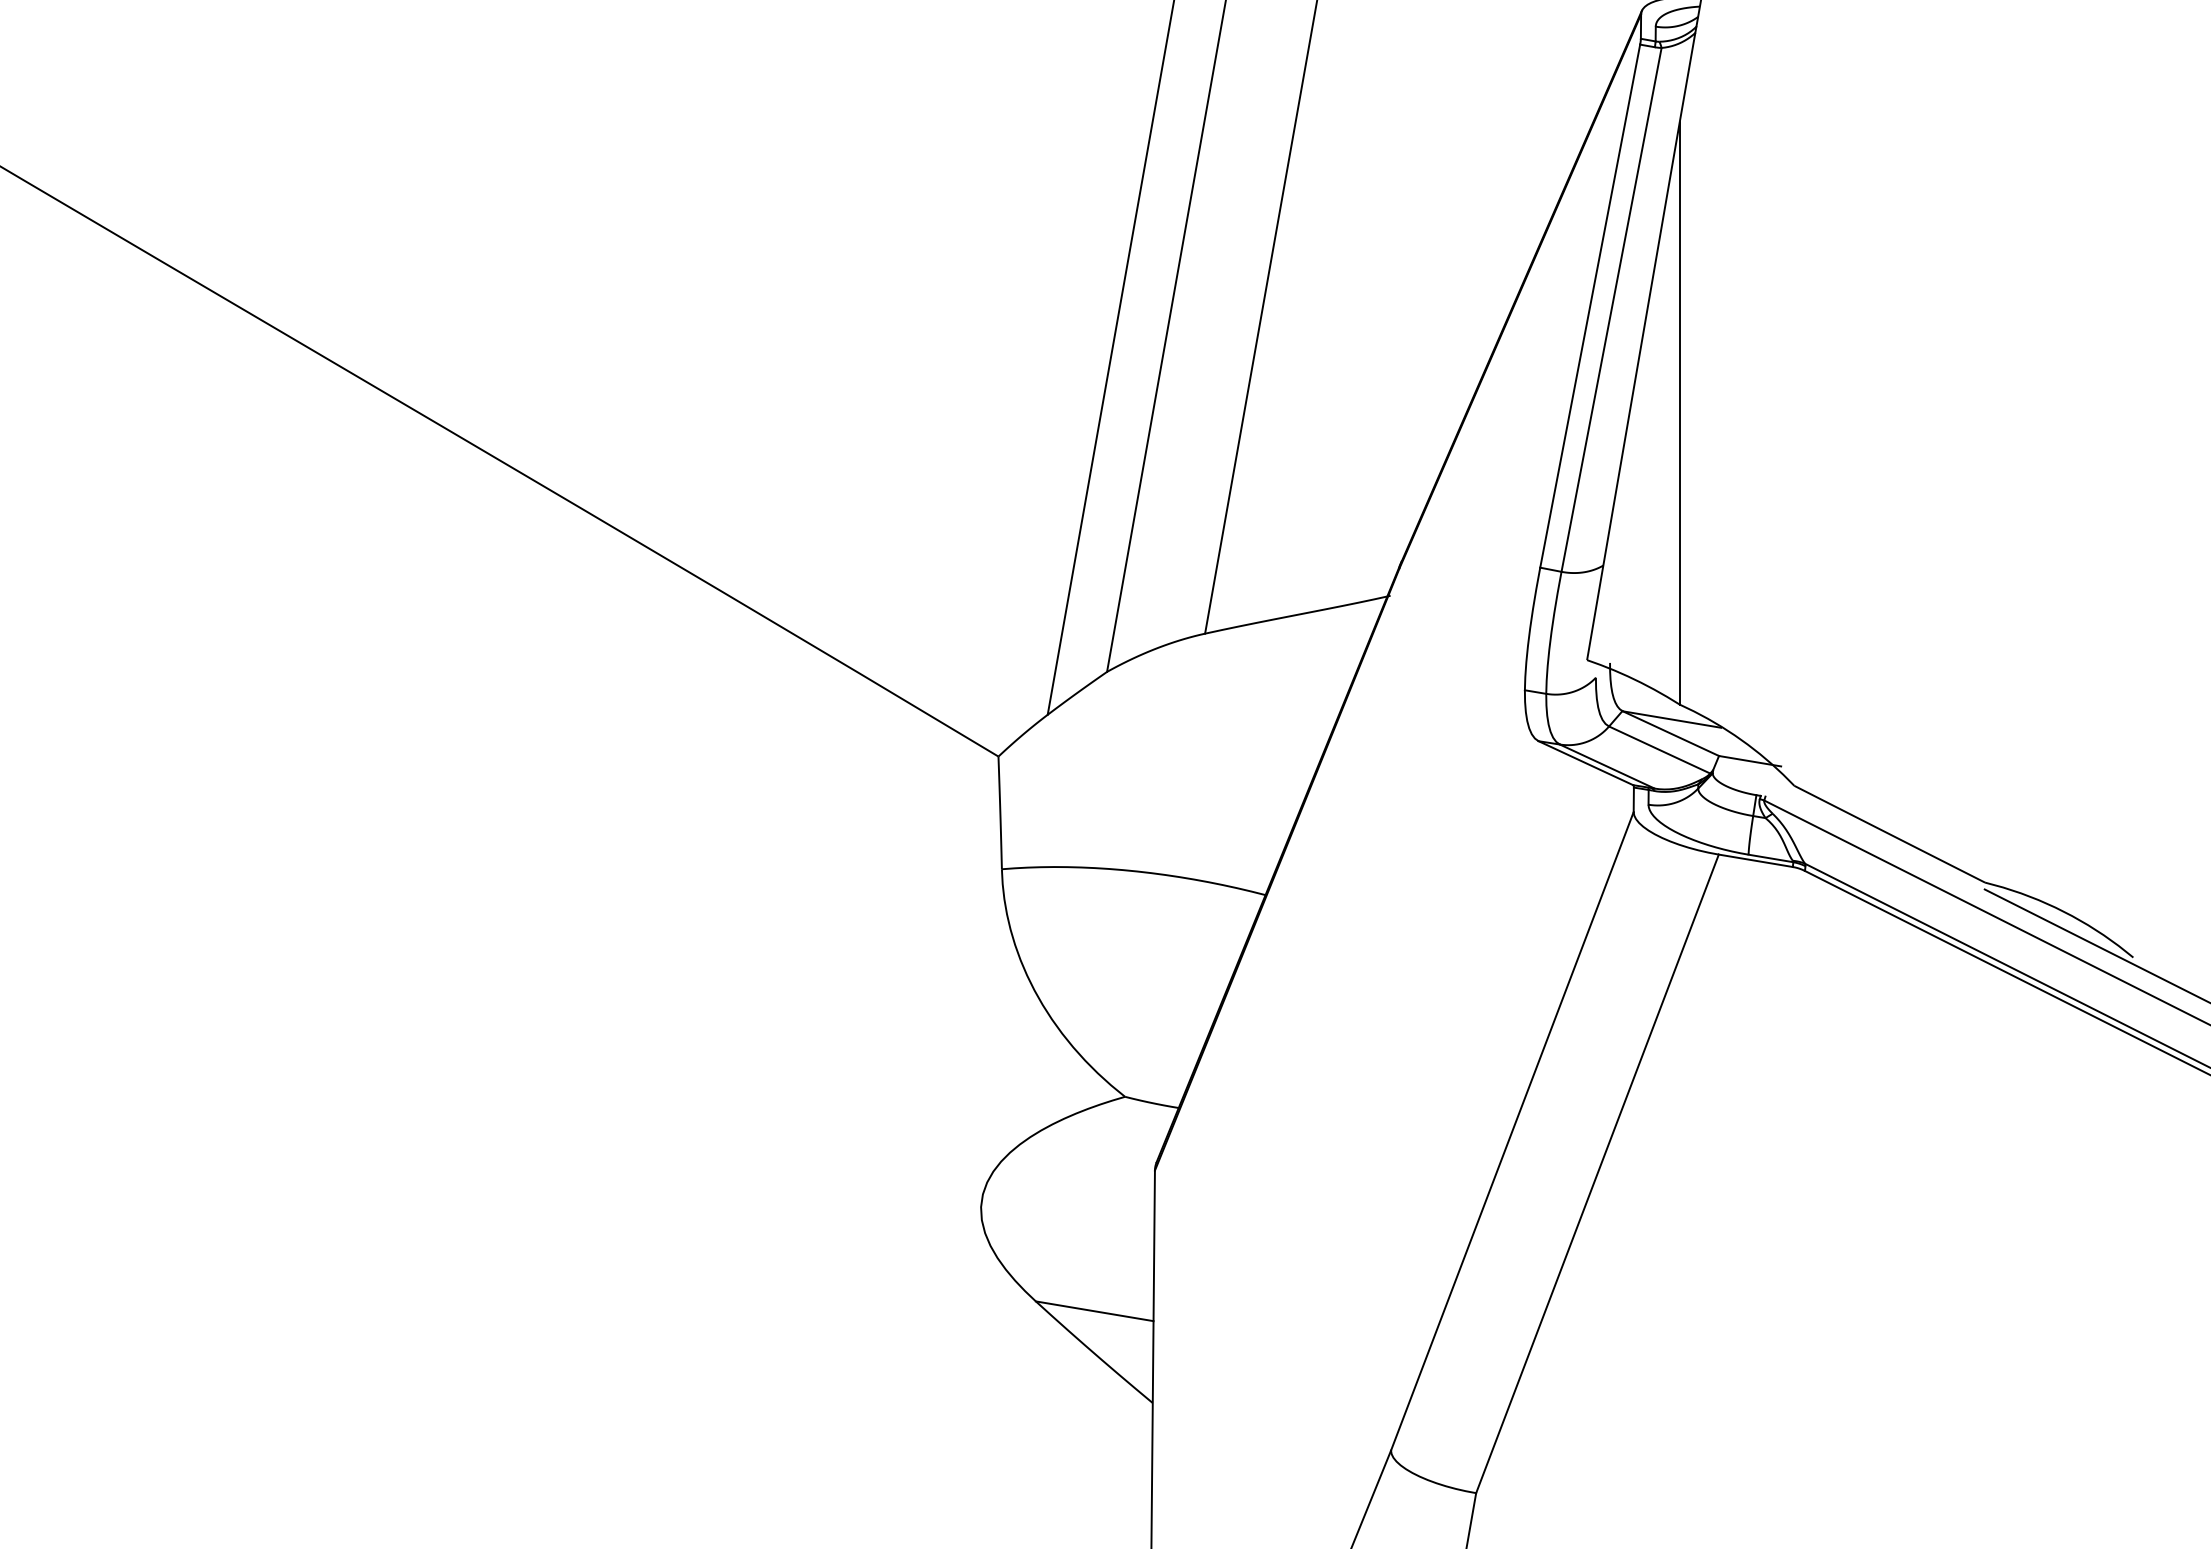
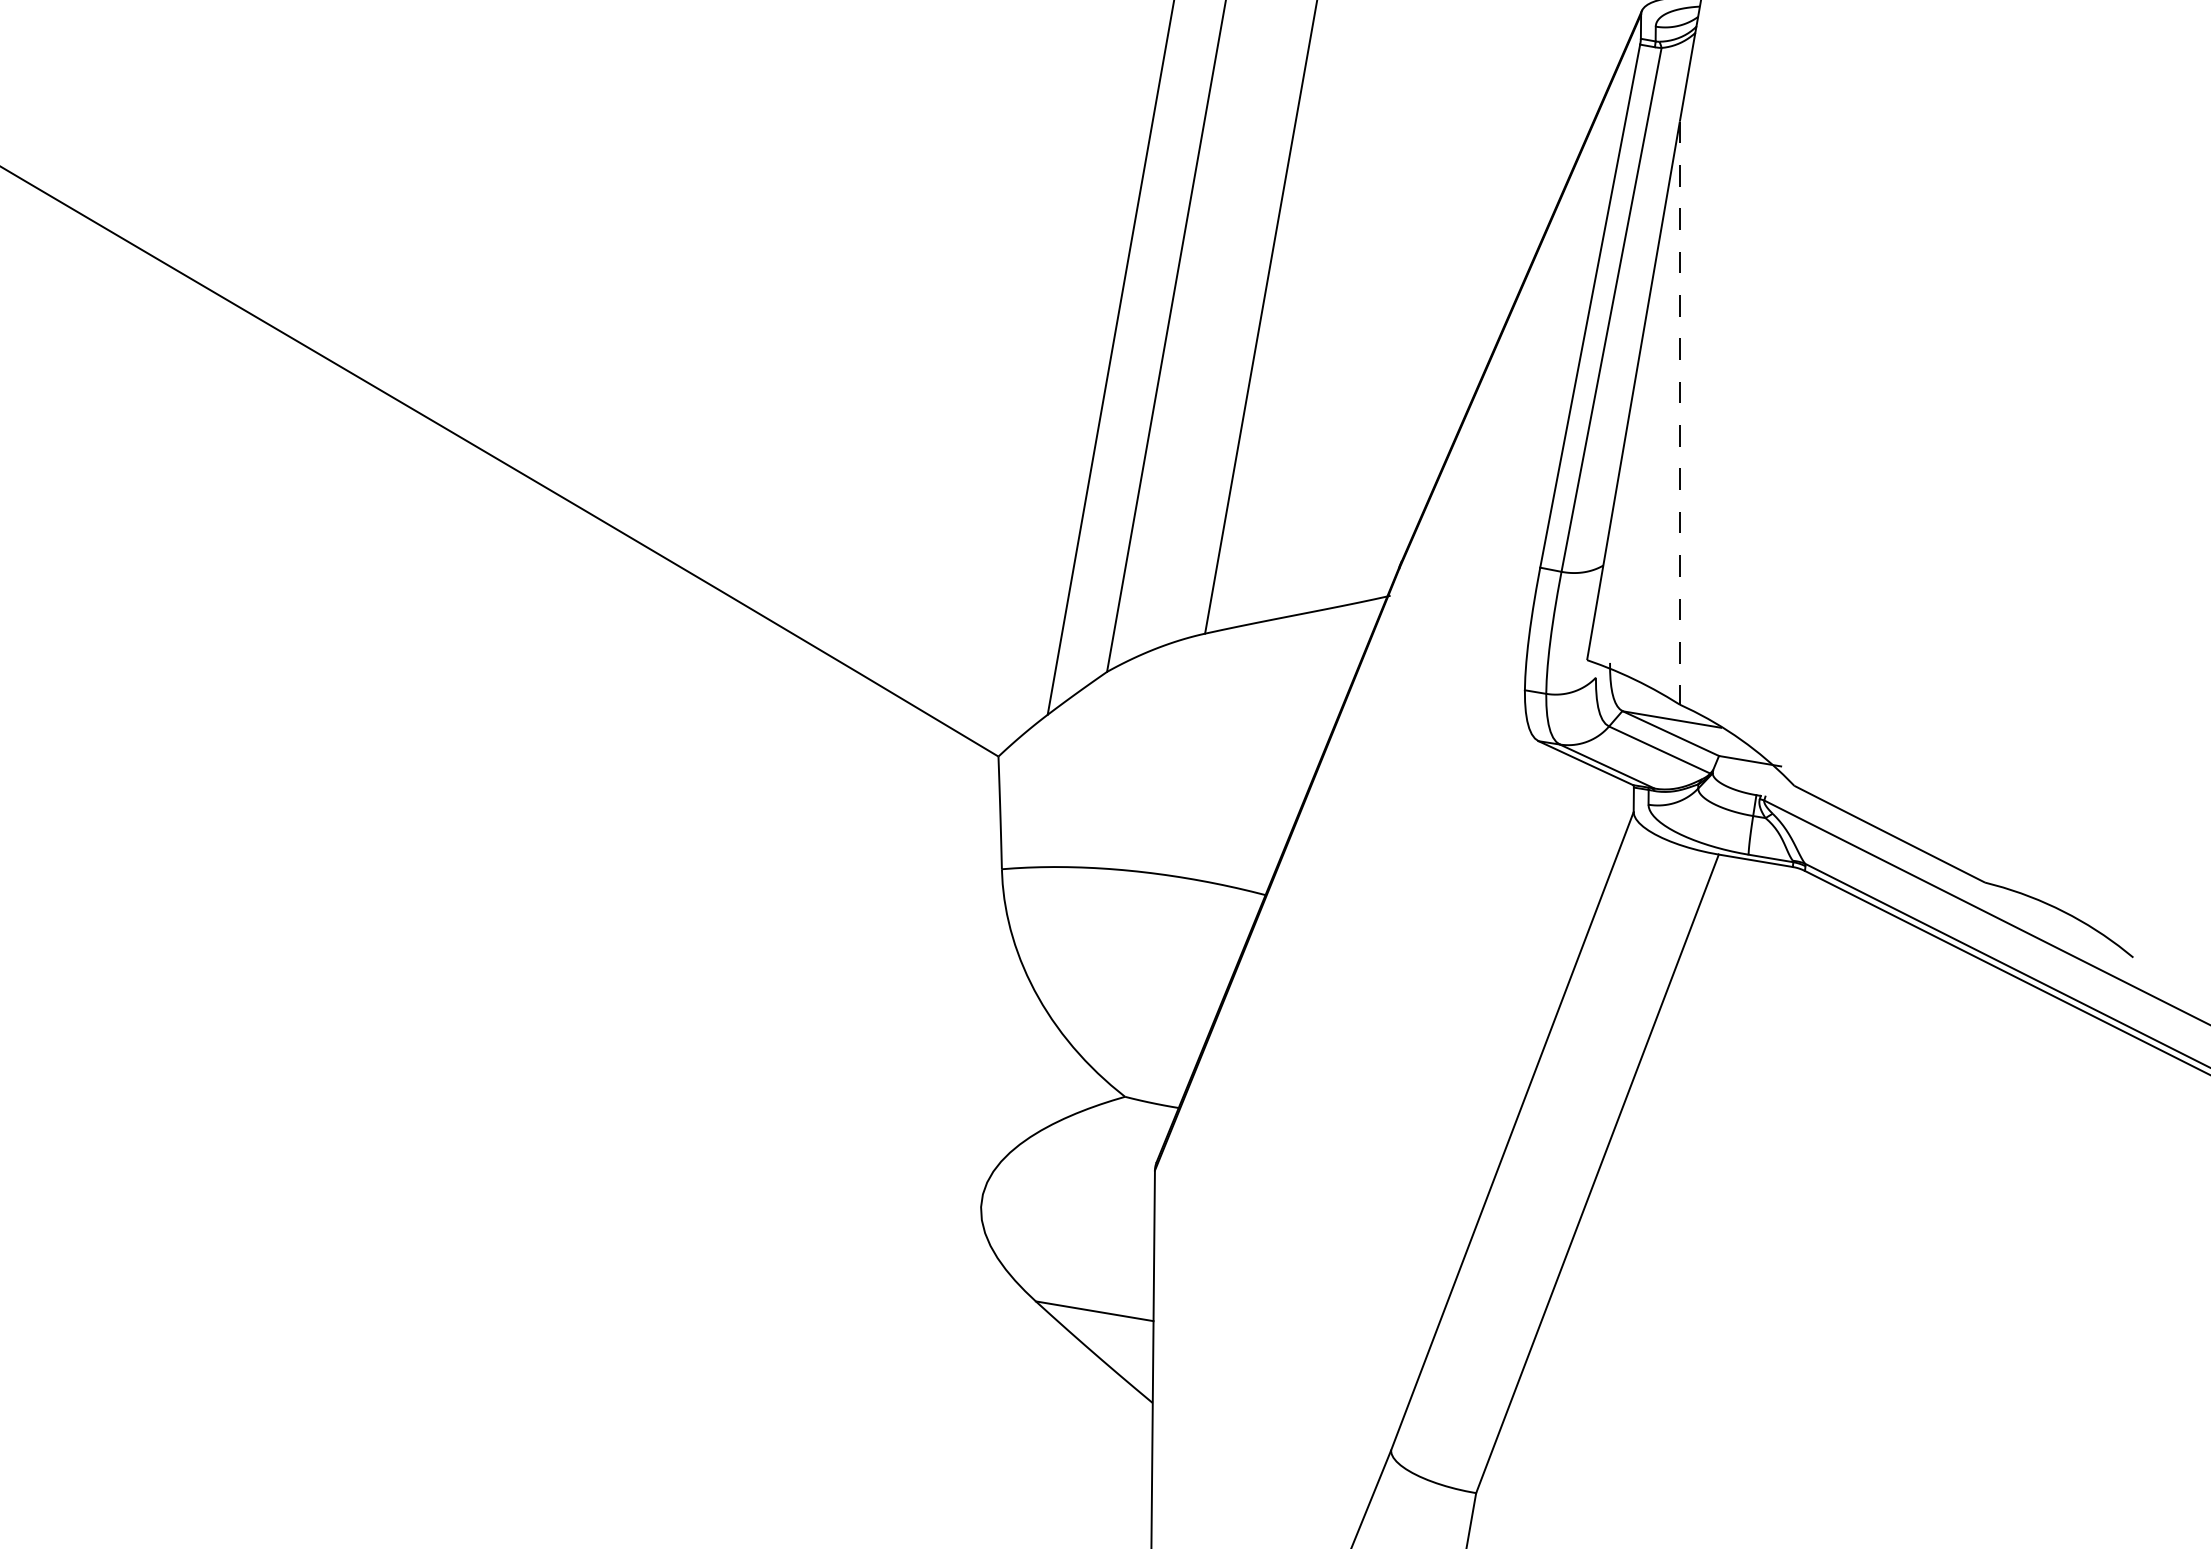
line: solid -> dashed (1679, 413)
line: present -> none (2095, 945)
